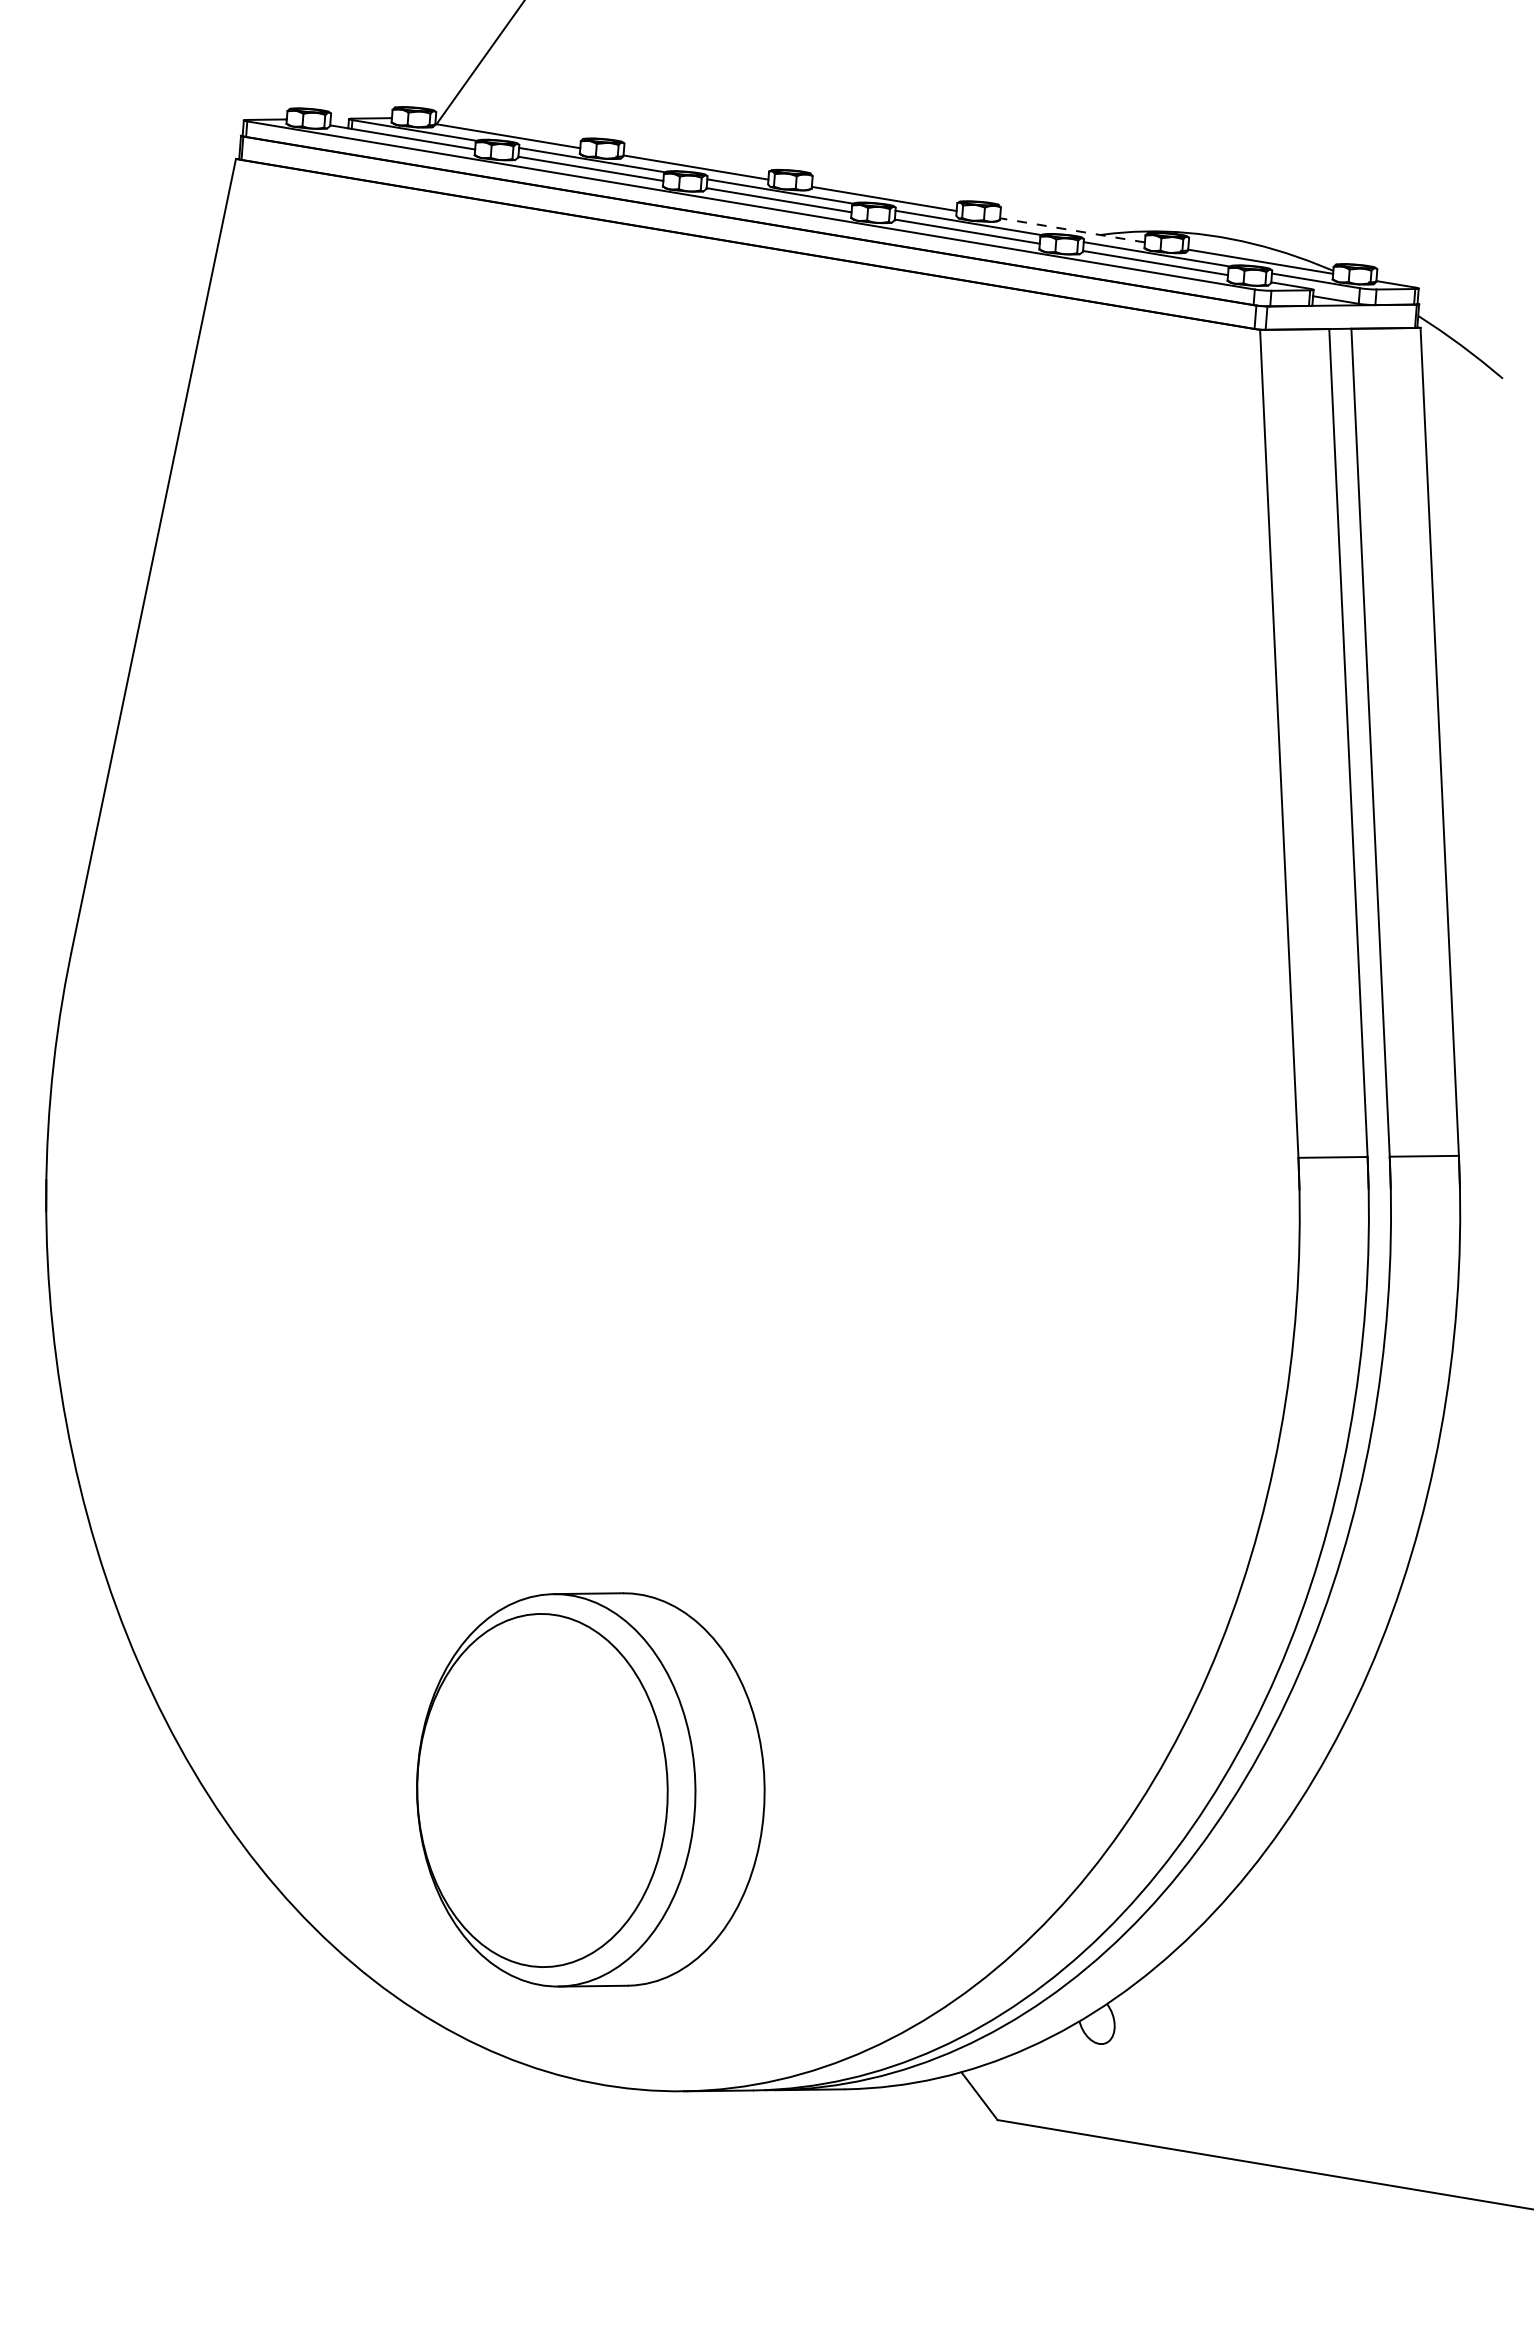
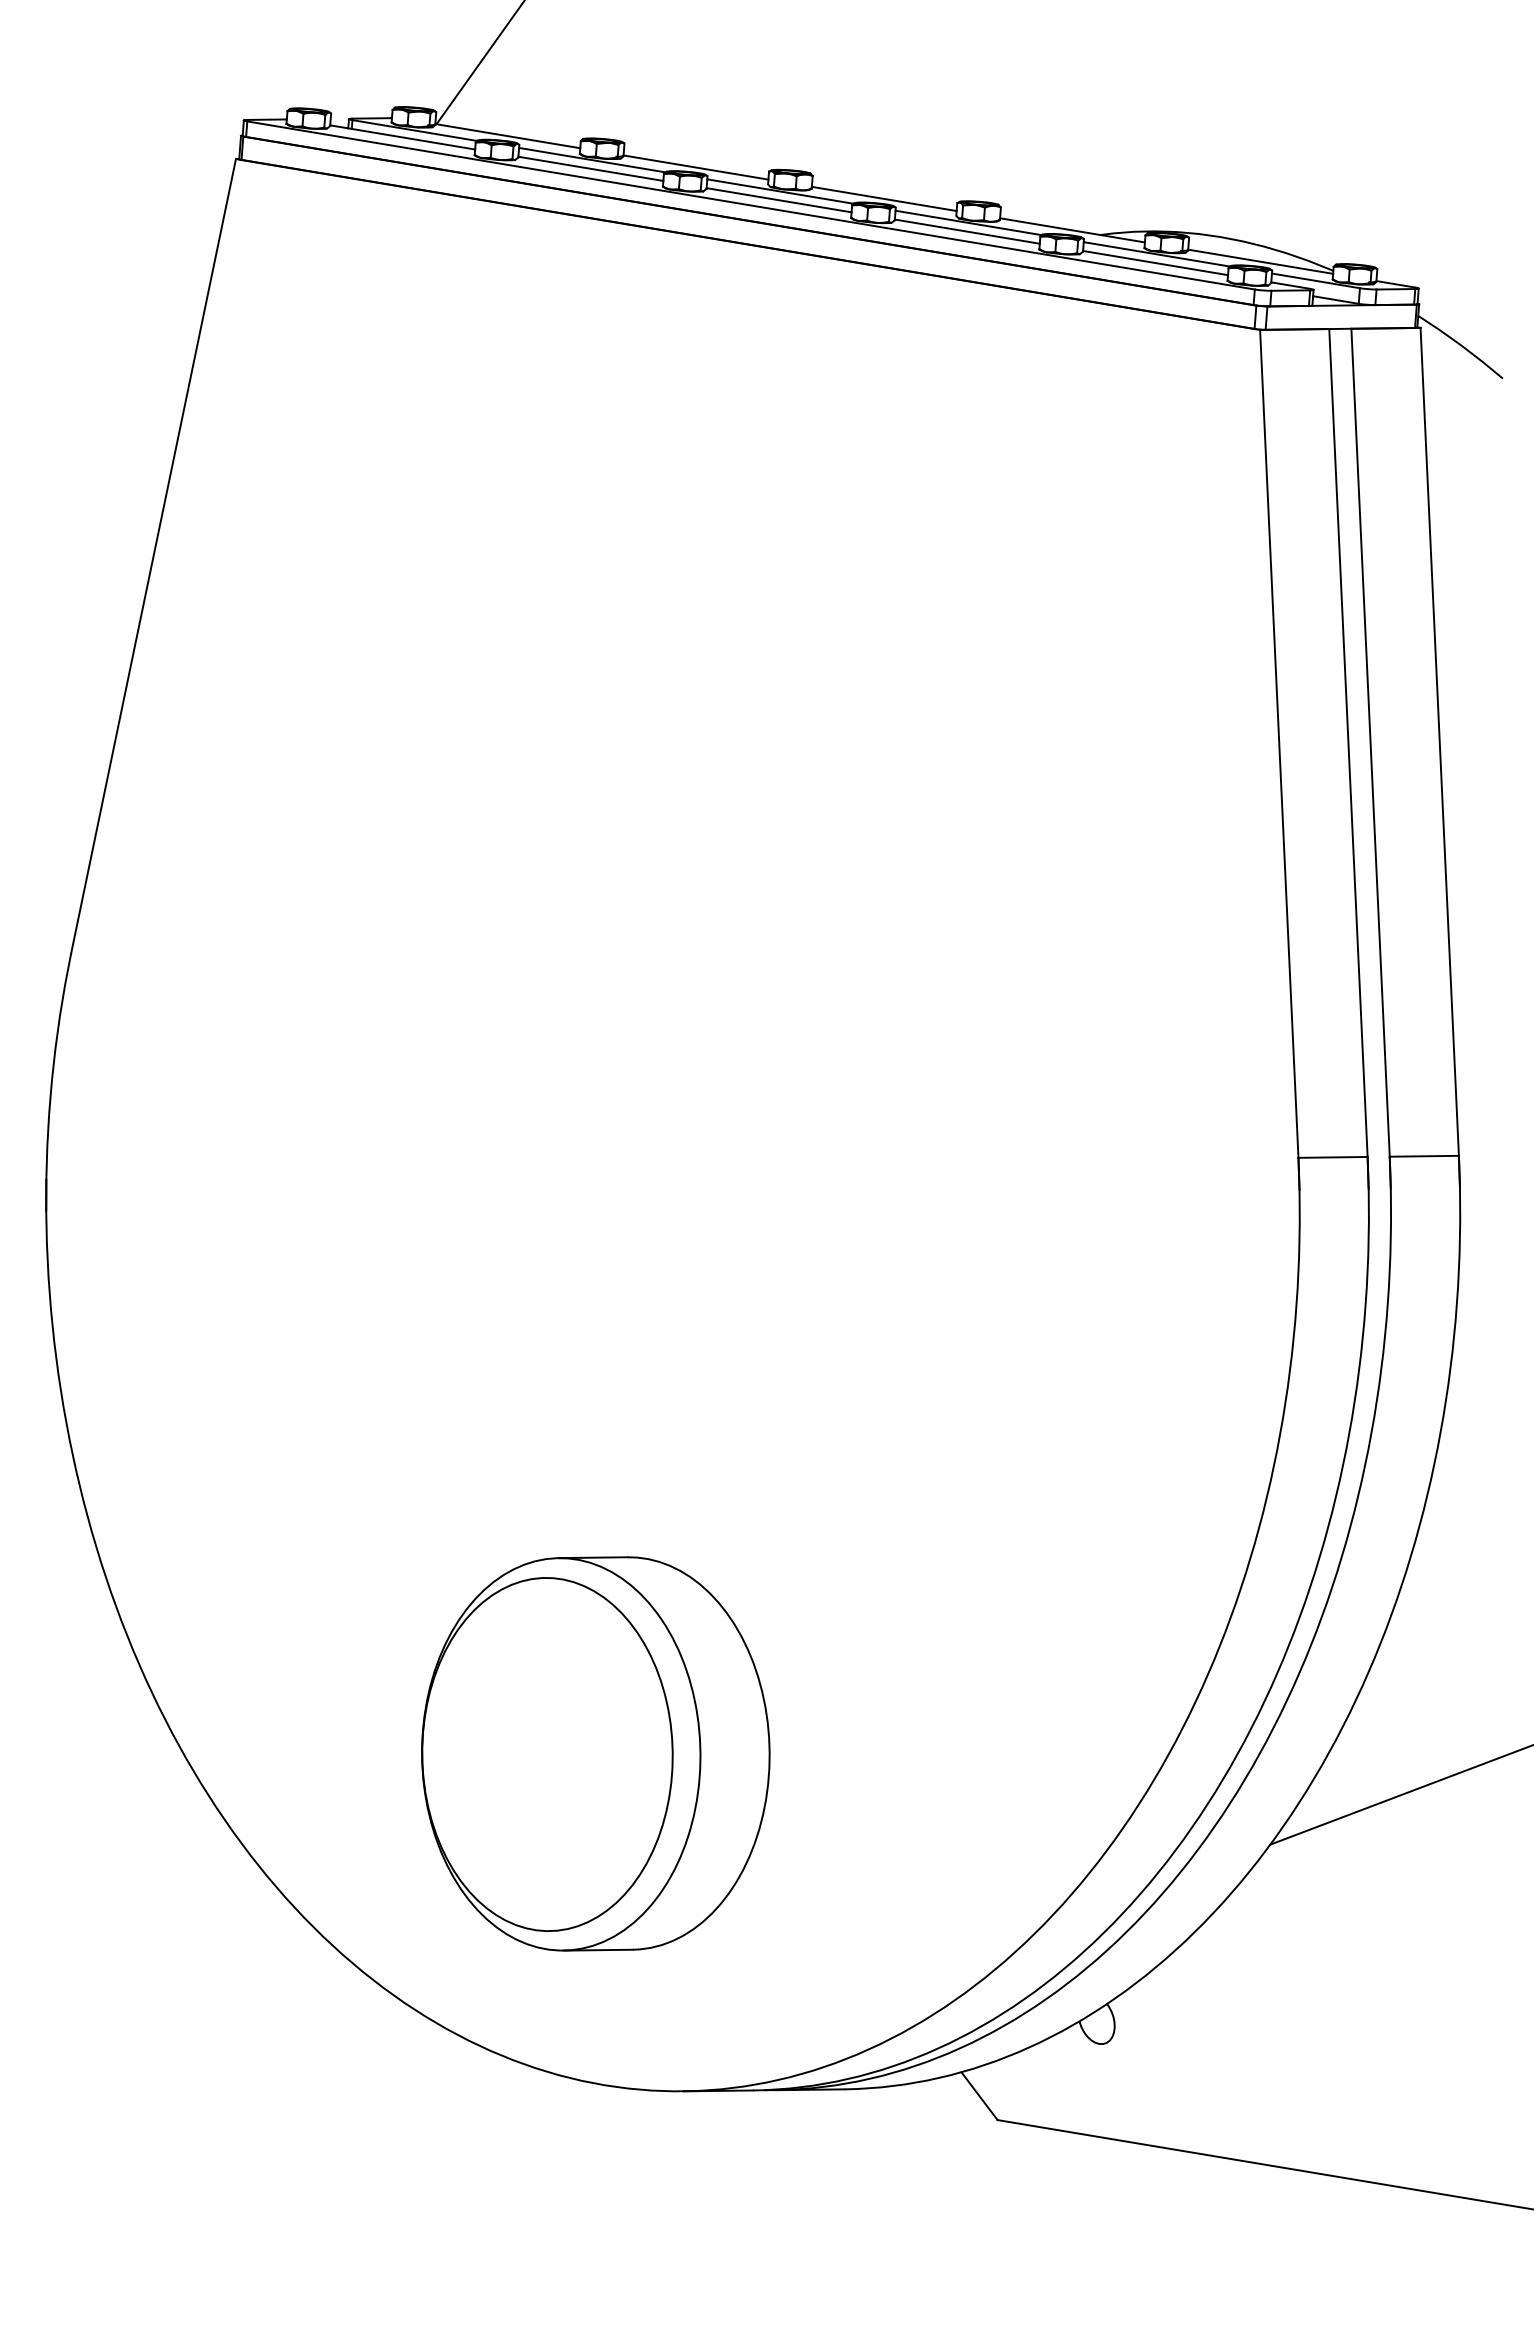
line: dashed -> solid (1072, 230)
part position: (590, 1789) -> (595, 1753) (595, 1753)
line: none -> present (1400, 1795)
